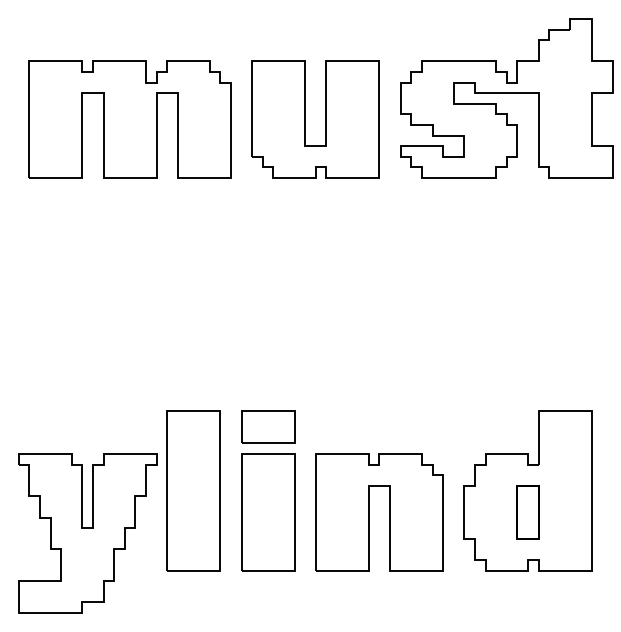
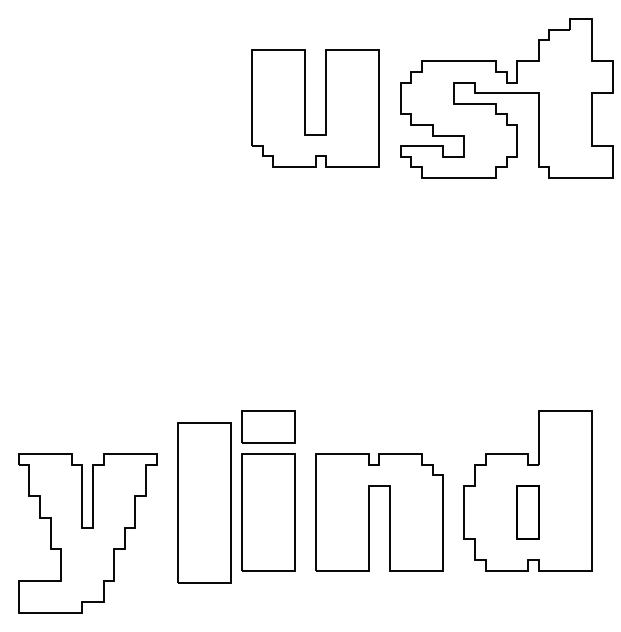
part: present -> none (129, 119)
part position: (305, 119) -> (305, 108) (305, 108)
part position: (193, 490) -> (204, 502) (204, 502)
